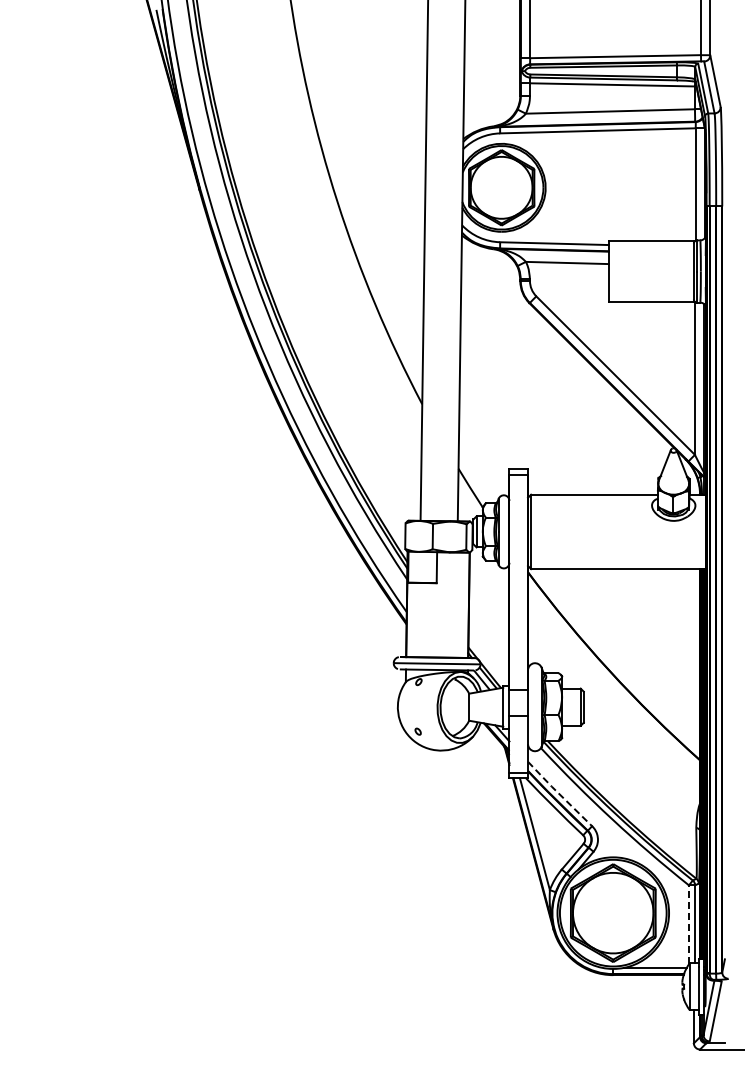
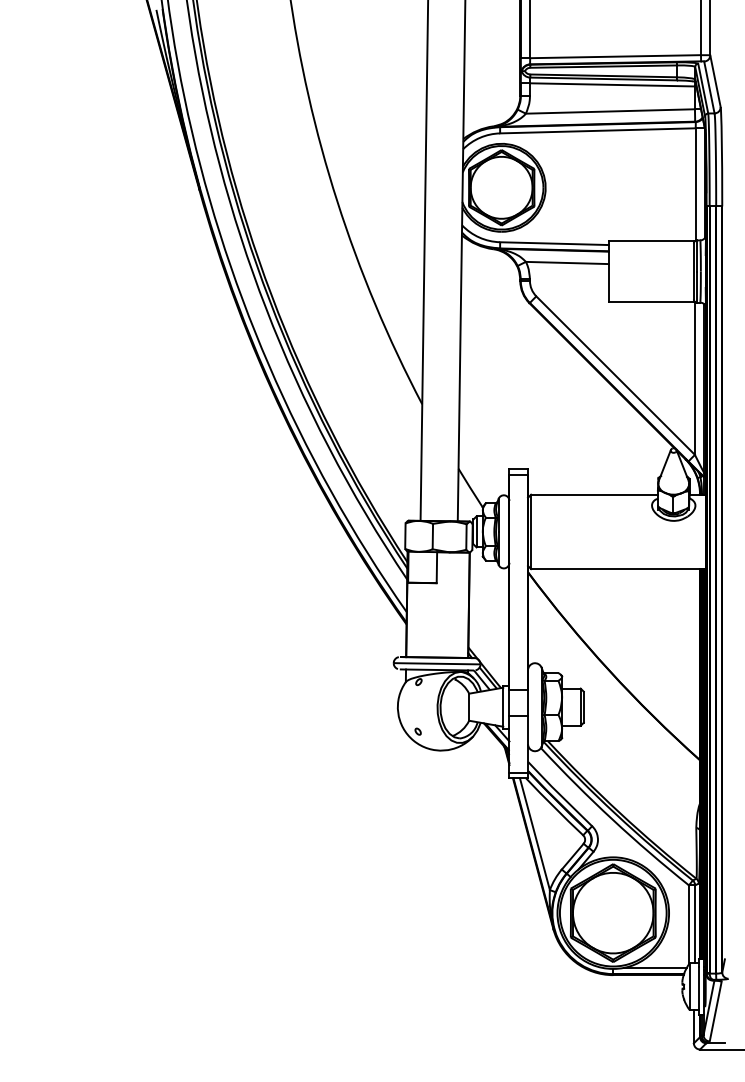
line: dashed -> solid (559, 794)
line: dashed -> solid (688, 924)
